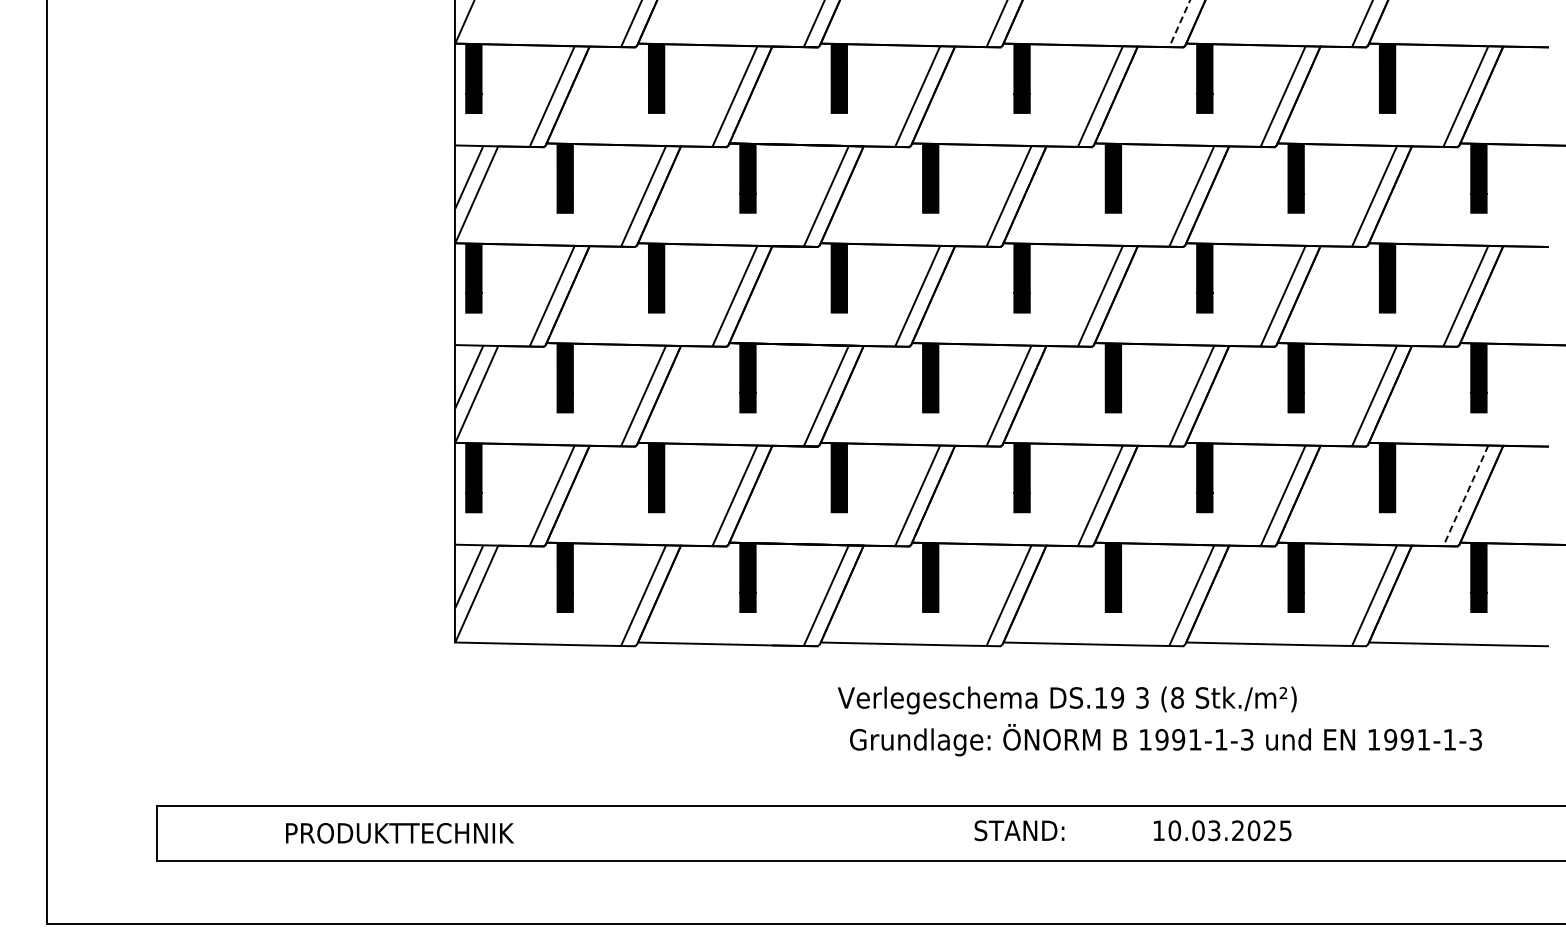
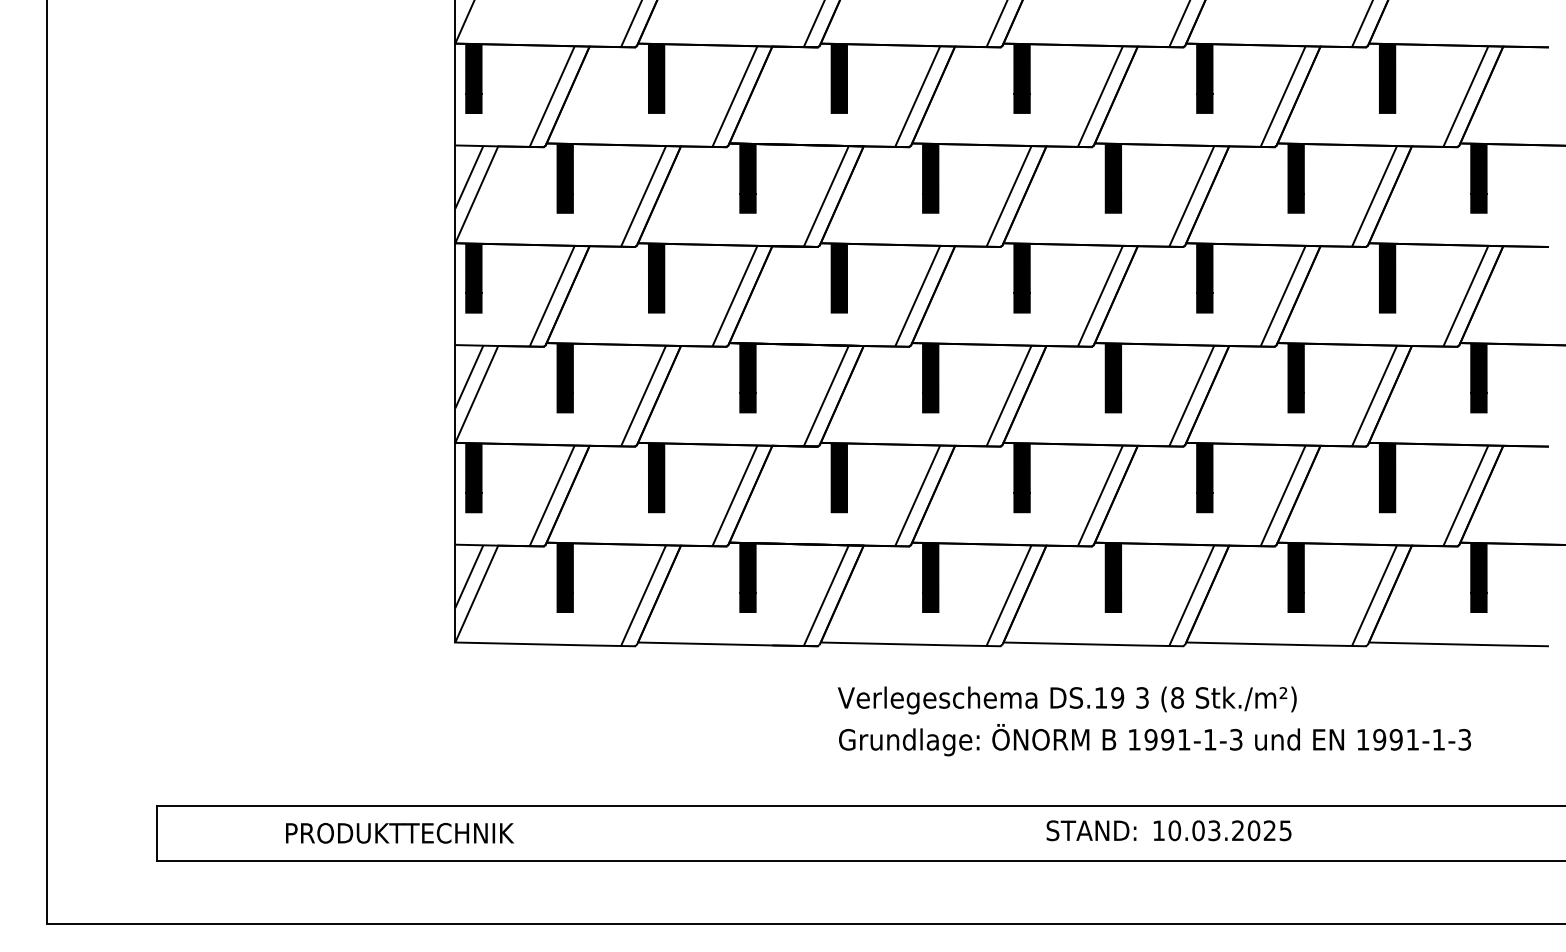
line: dashed -> solid (1179, 24)
line: dashed -> solid (1465, 496)
text position: (1165, 740) -> (1154, 740) (1154, 740)
text position: (1019, 830) -> (1091, 830) (1091, 830)
